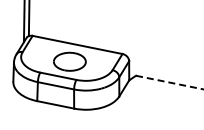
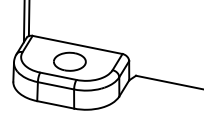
line: dashed -> solid (170, 82)
